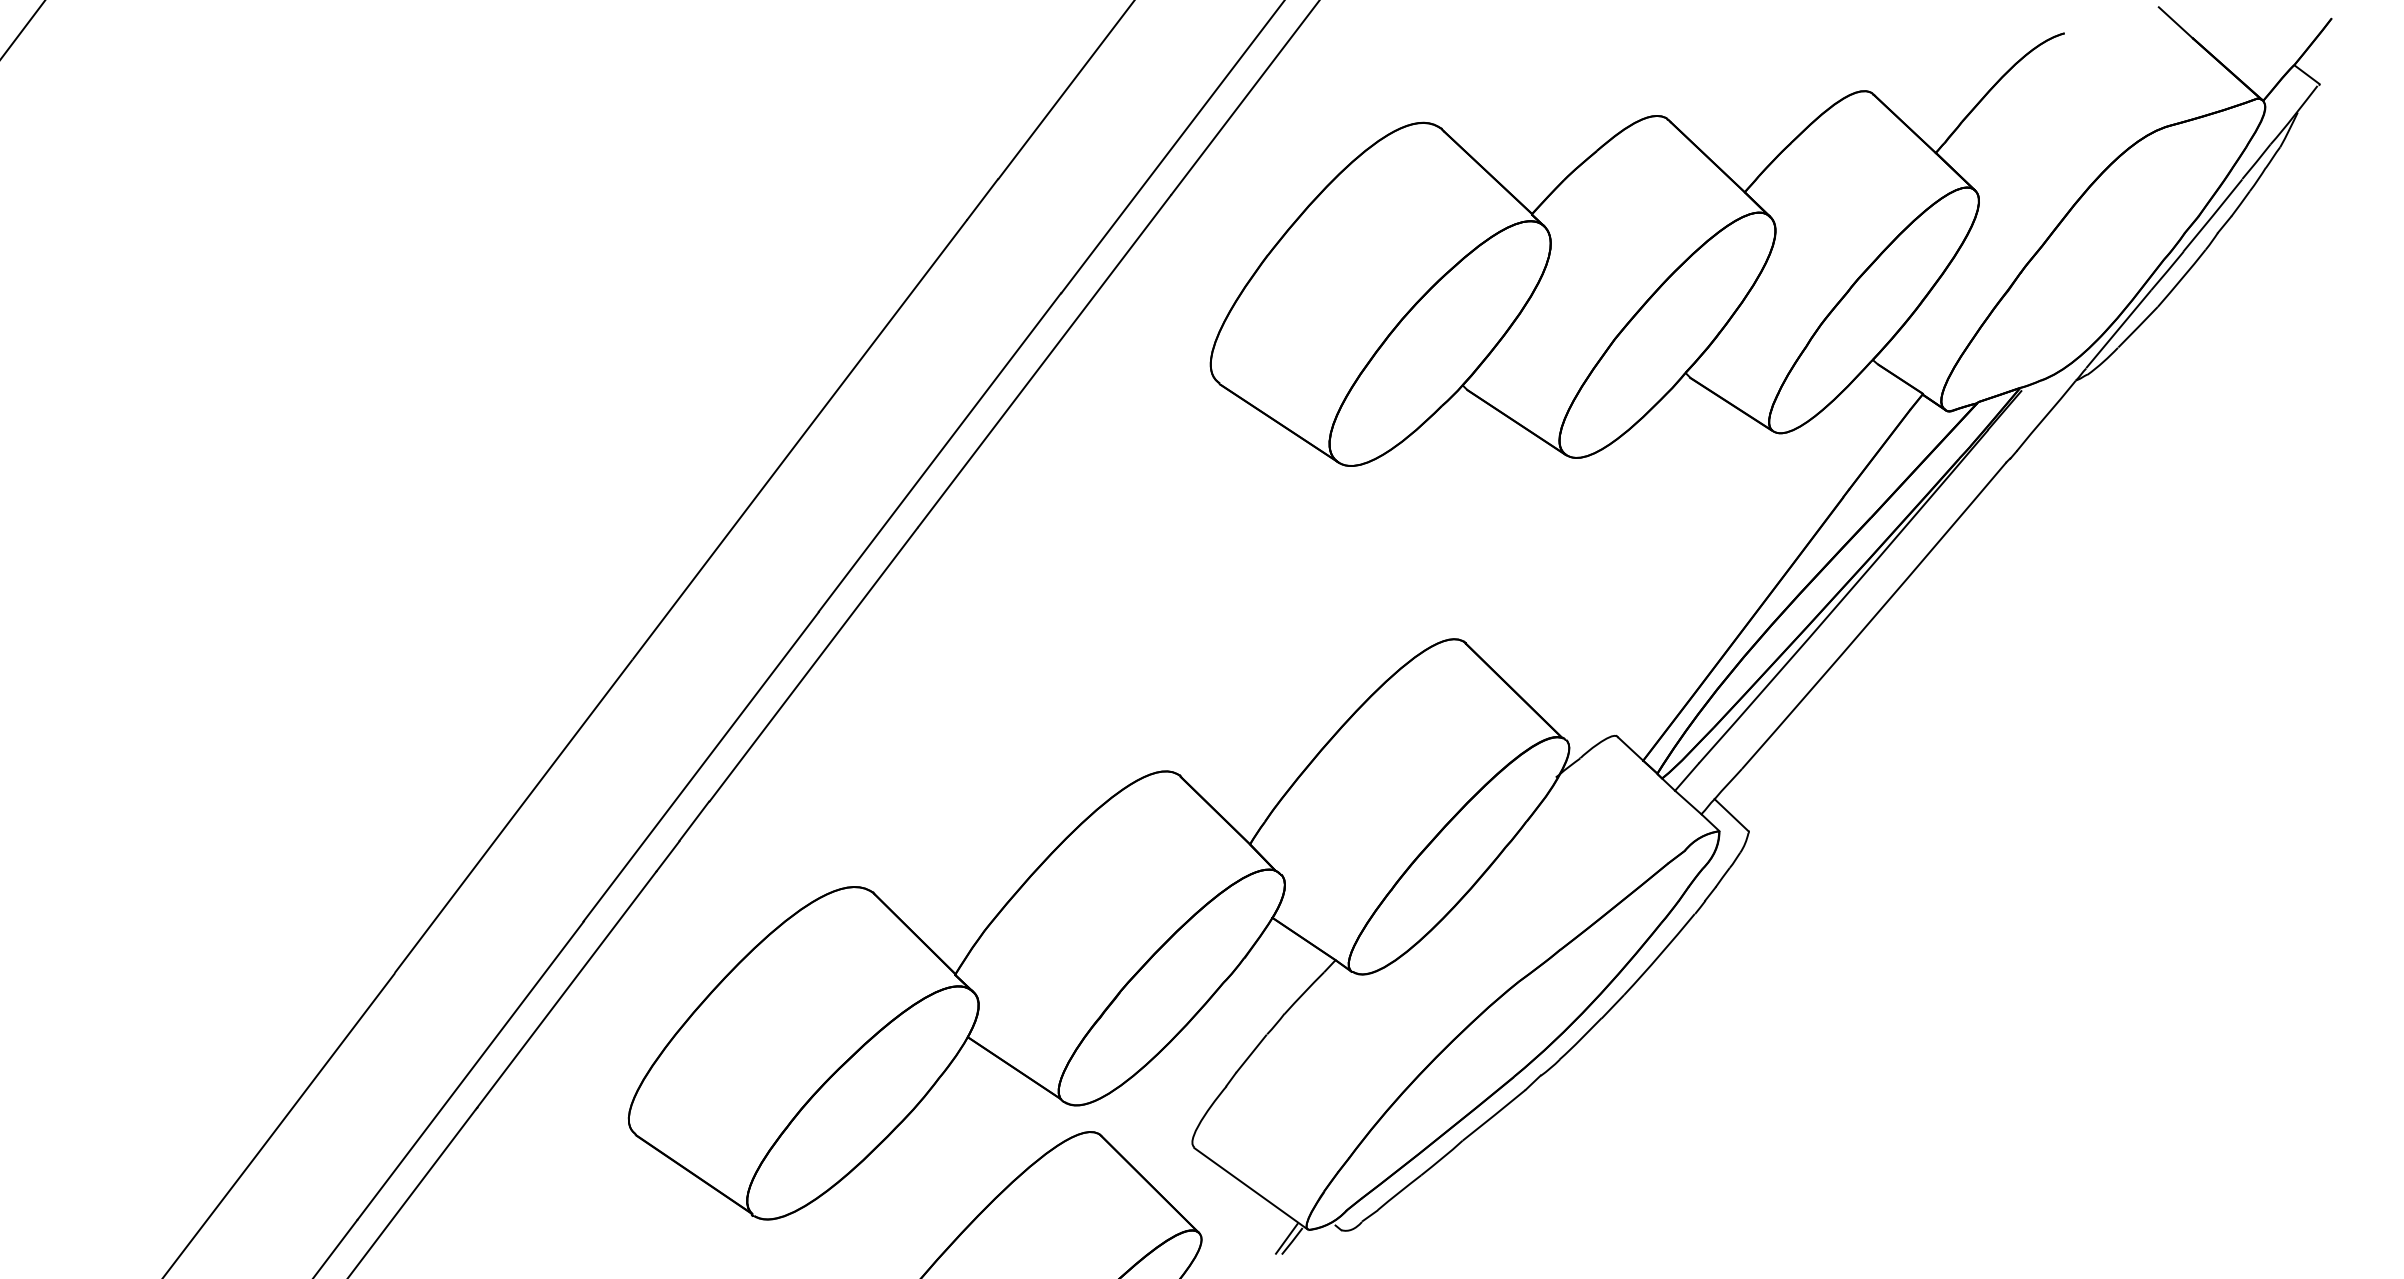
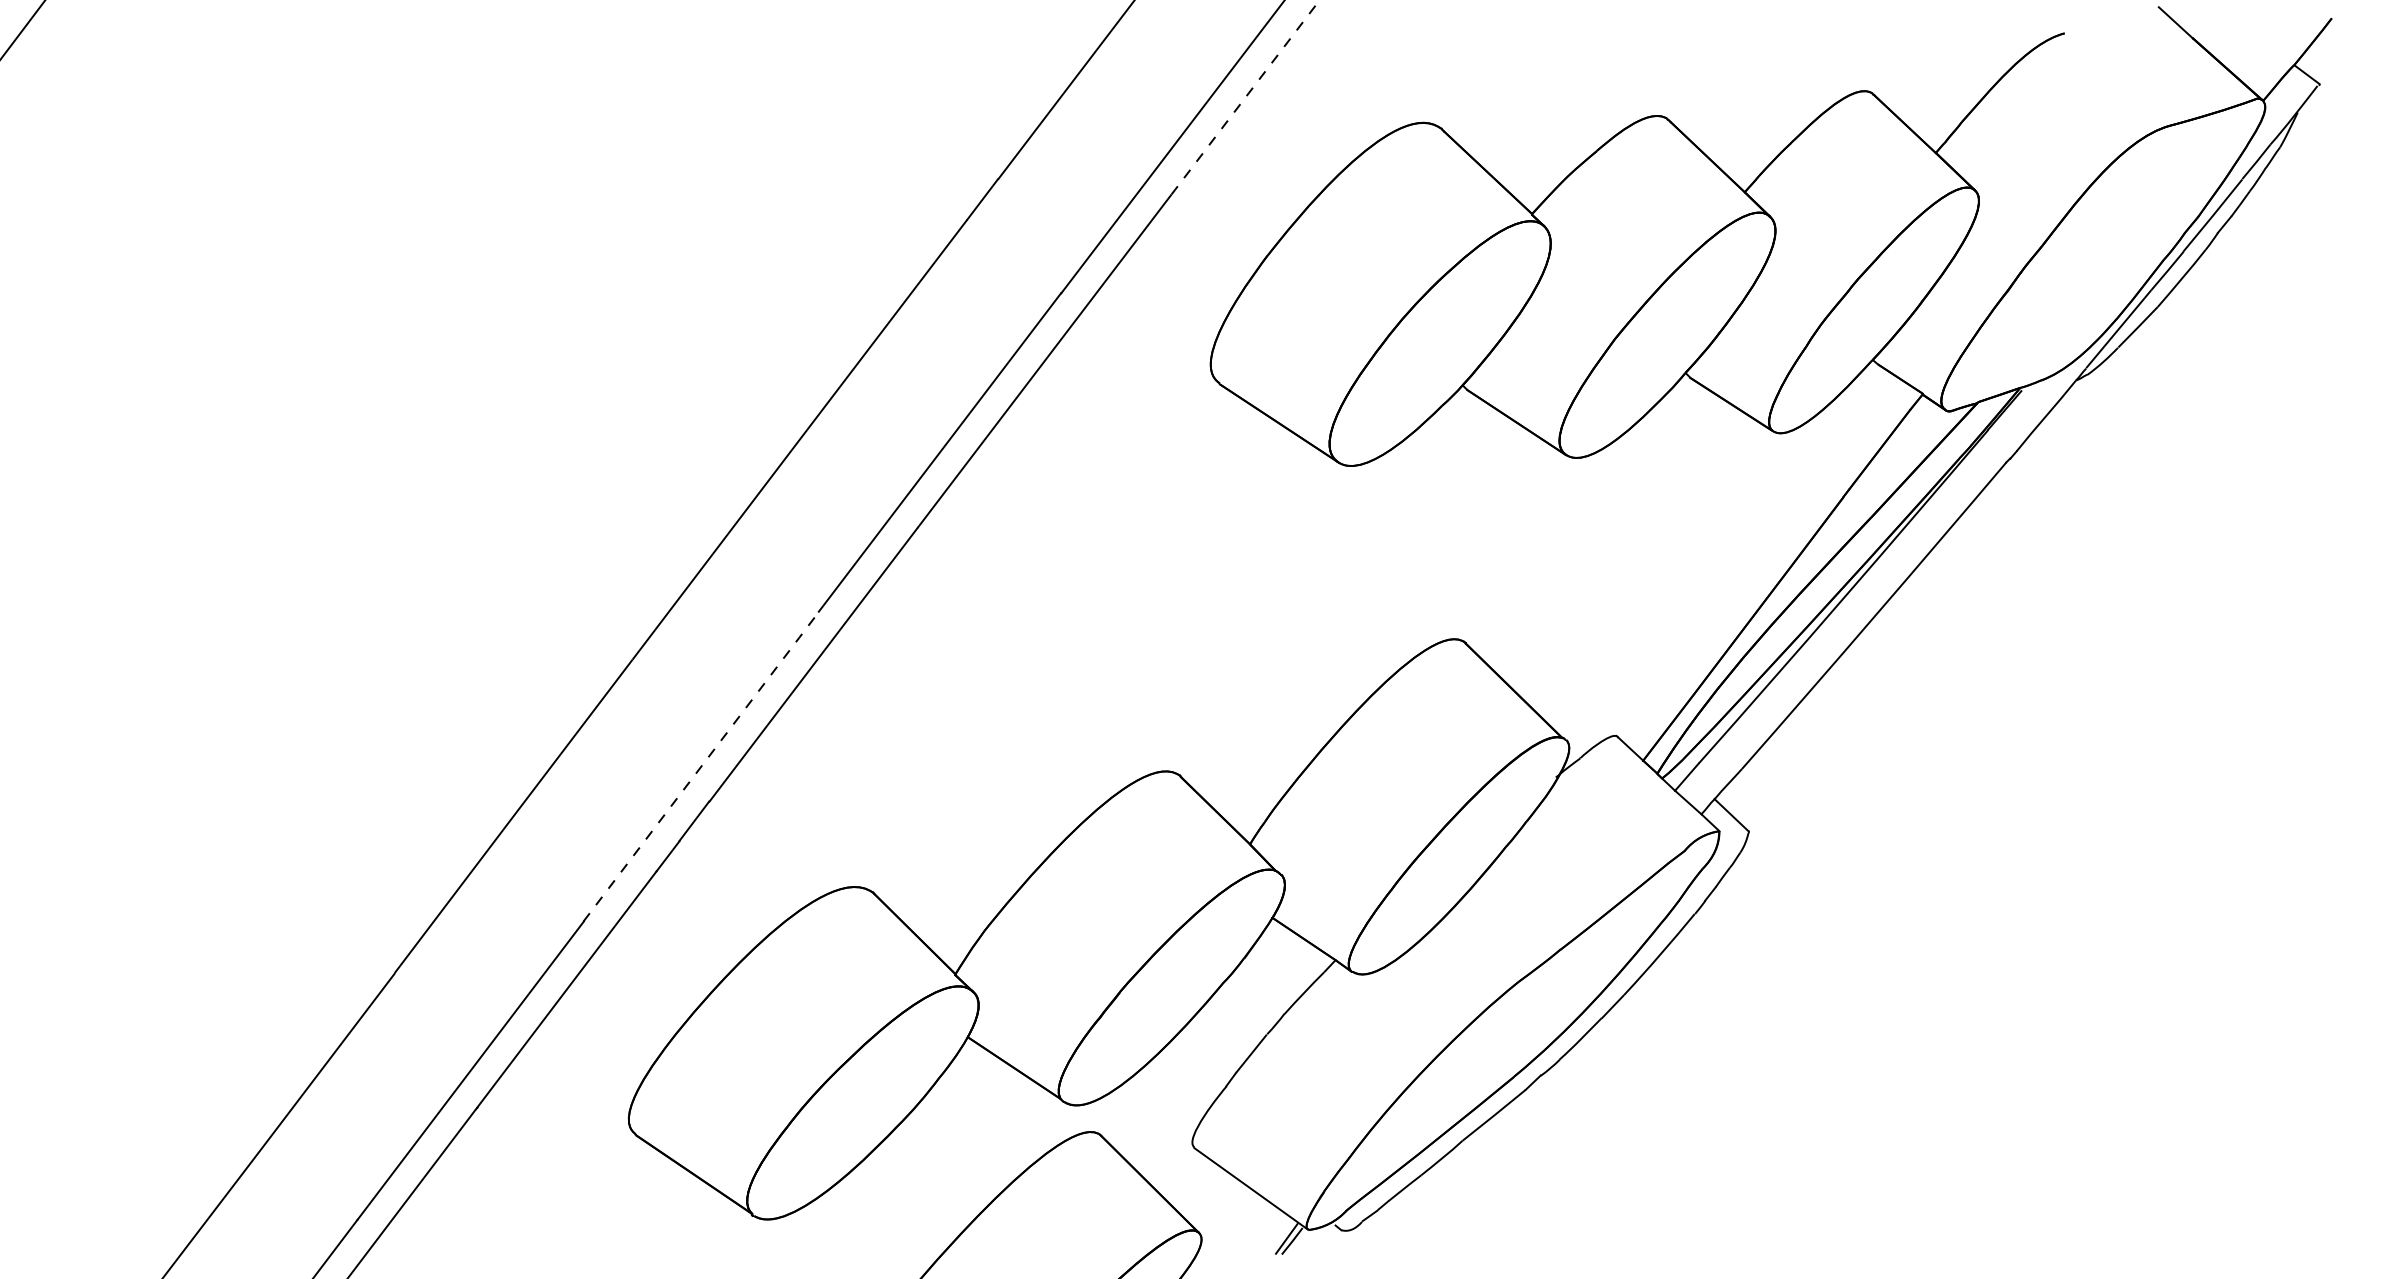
line: solid -> dashed (1245, 97)
line: solid -> dashed (701, 766)
